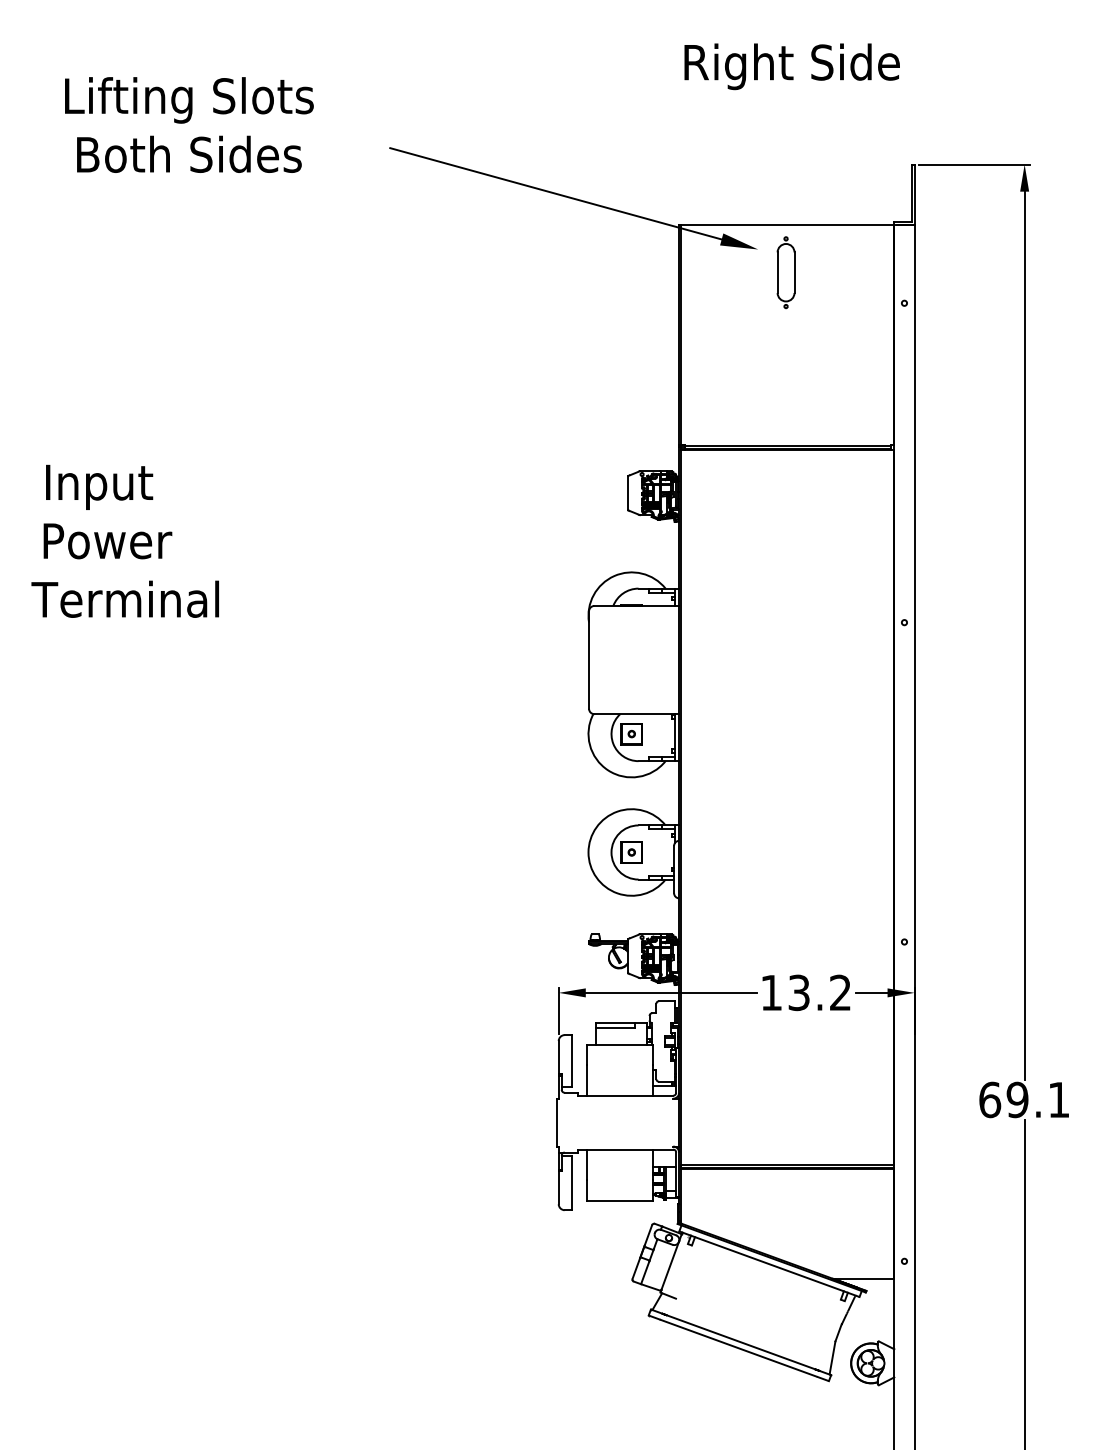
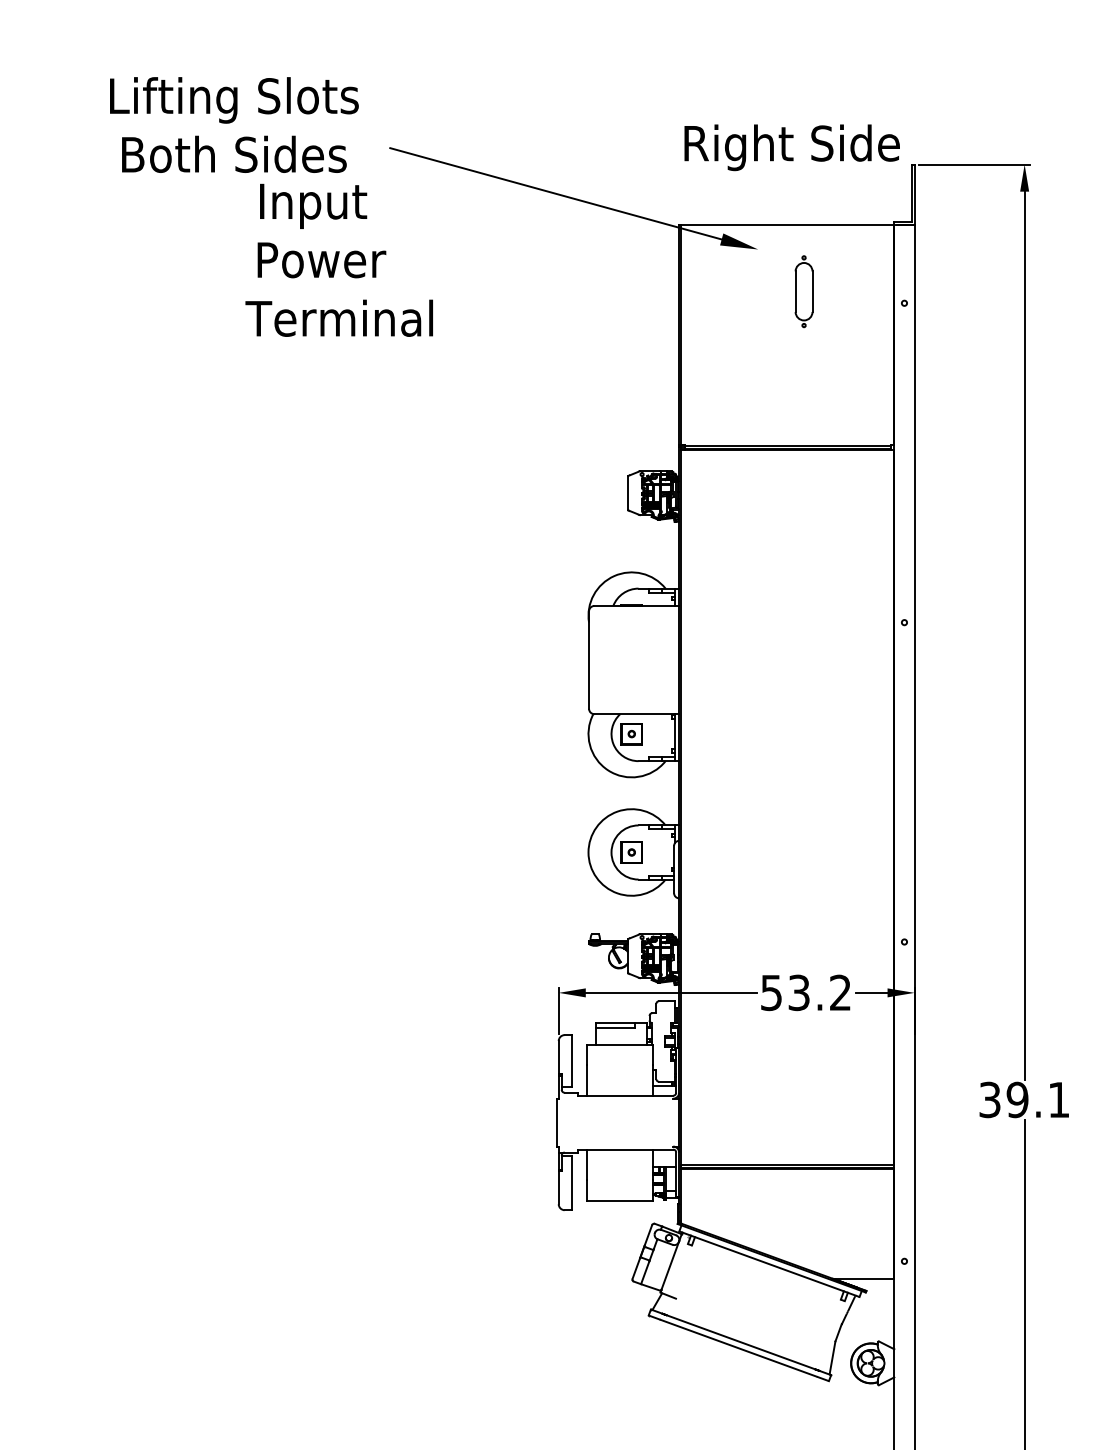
text position: (791, 66) -> (791, 147) (791, 147)
text position: (189, 124) -> (234, 124) (234, 124)
part position: (785, 272) -> (803, 291) (803, 291)
text position: (124, 540) -> (338, 259) (338, 259)
text: 13.2 -> 53.2 (771, 993)
text: 69.1 -> 39.1 (990, 1099)
